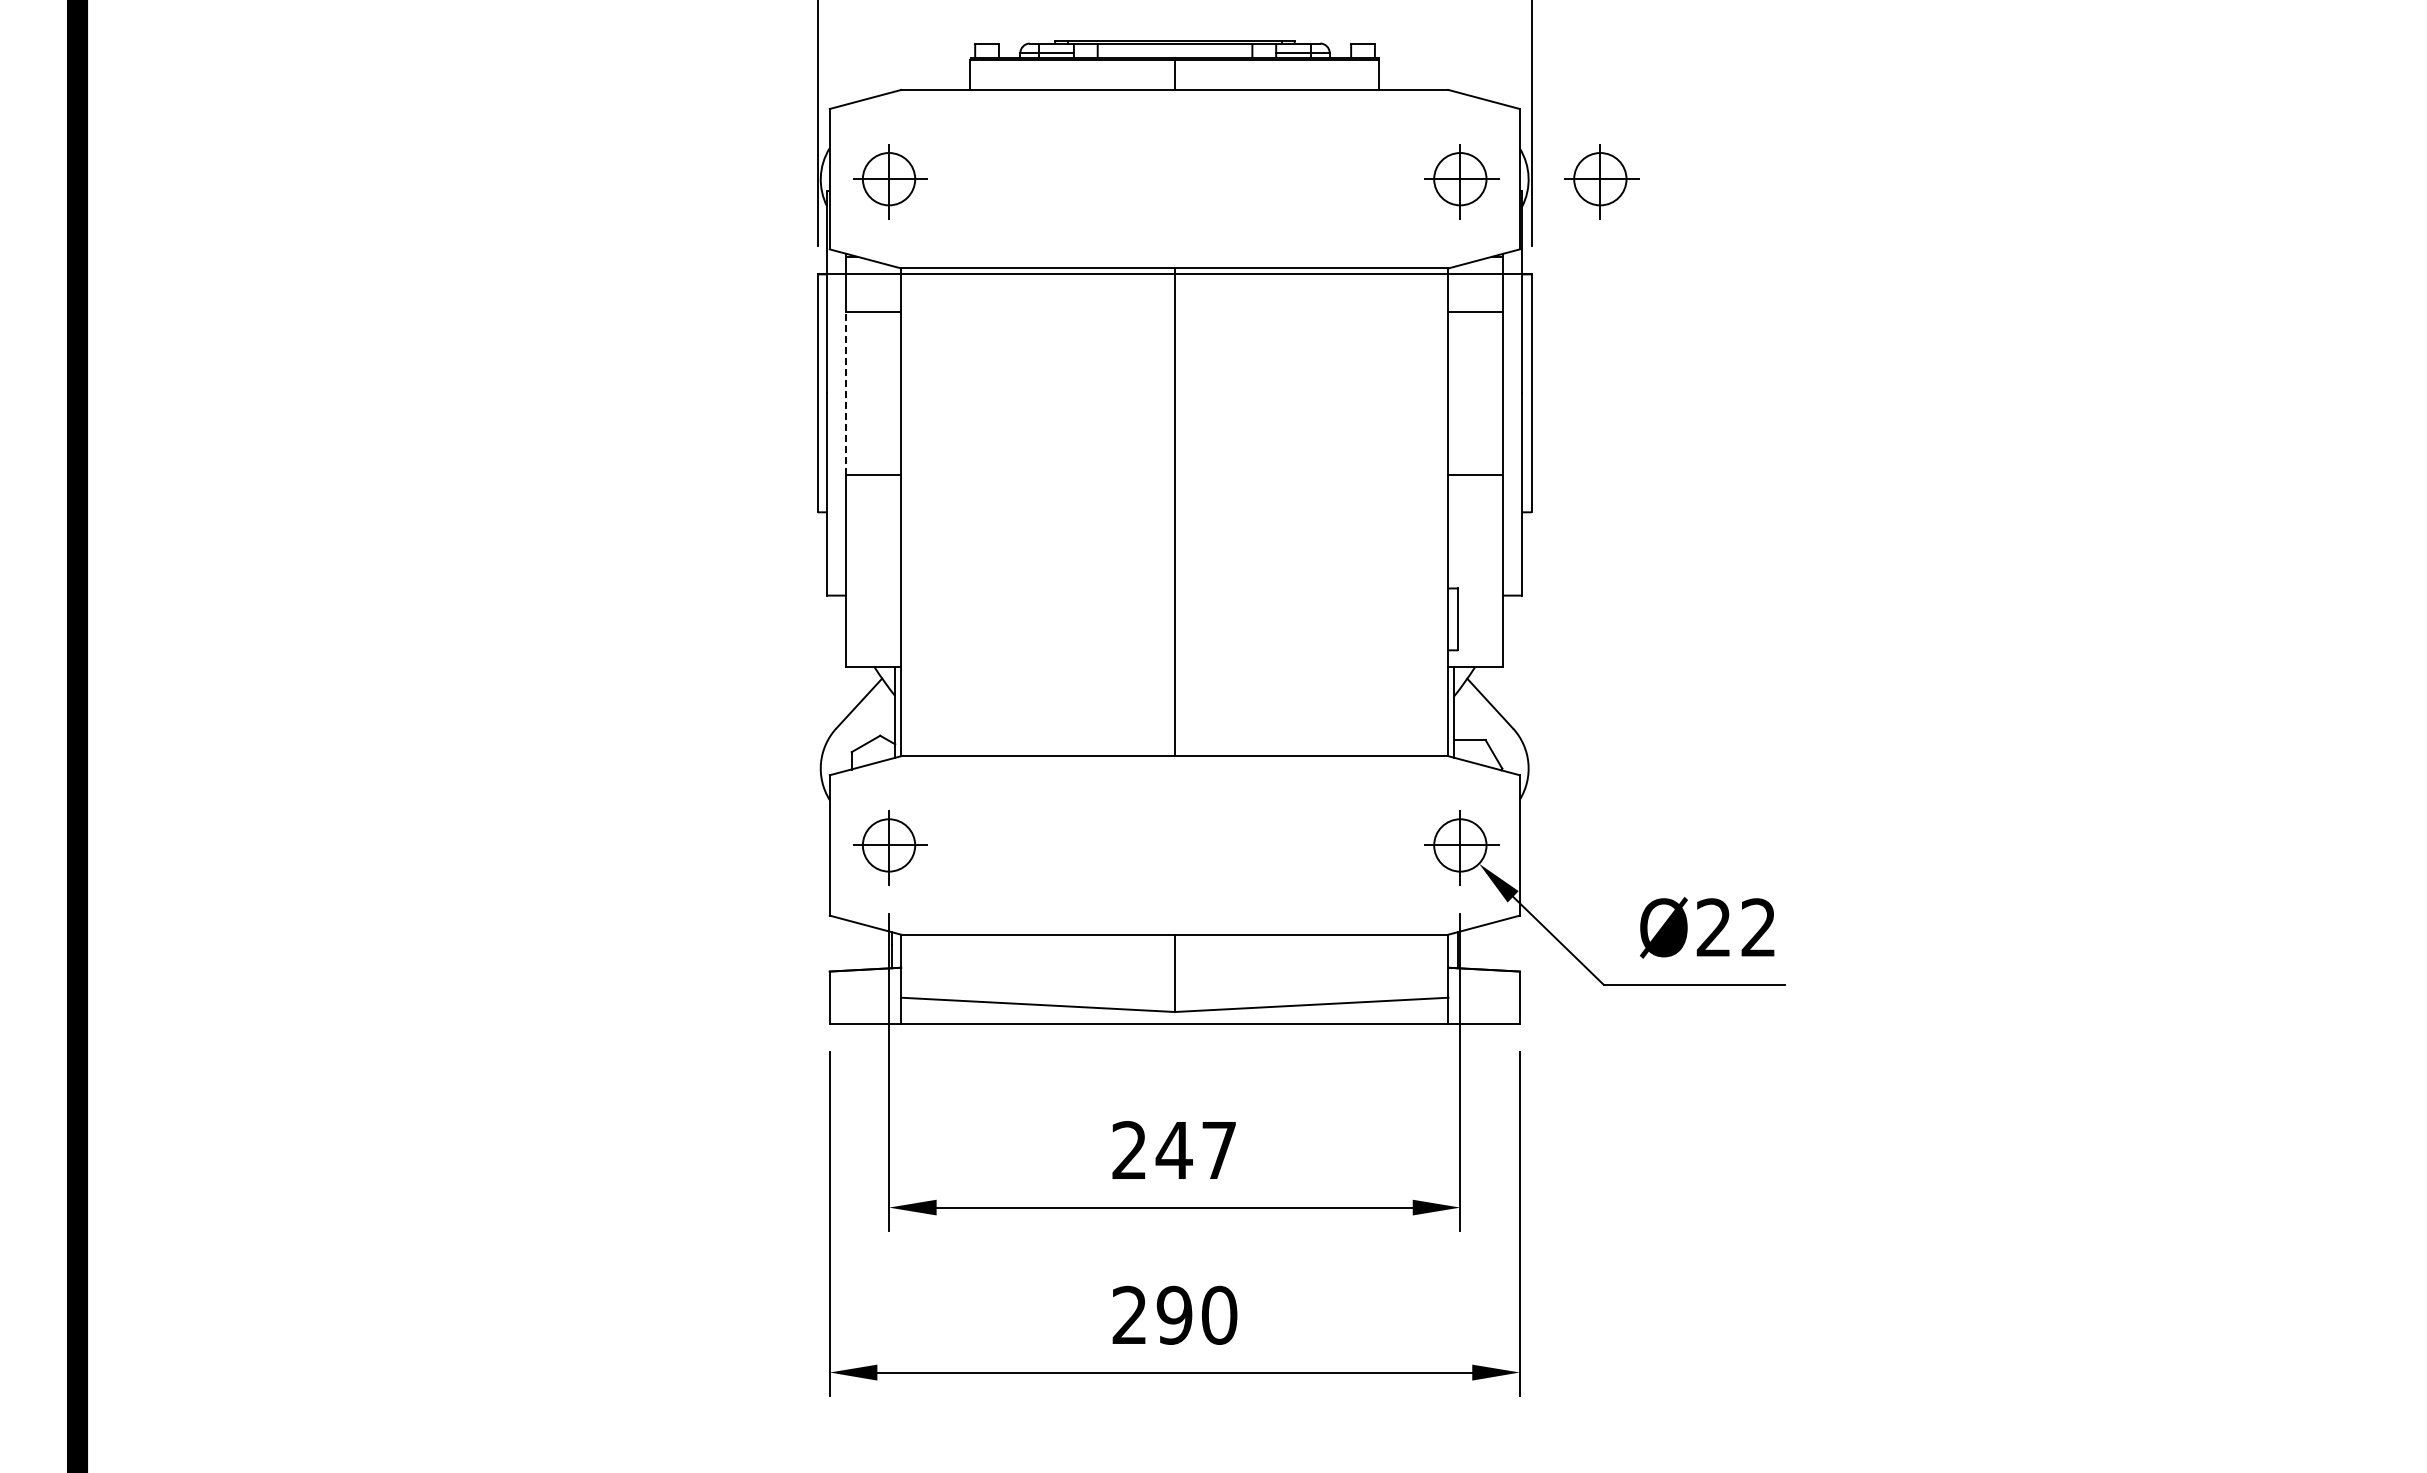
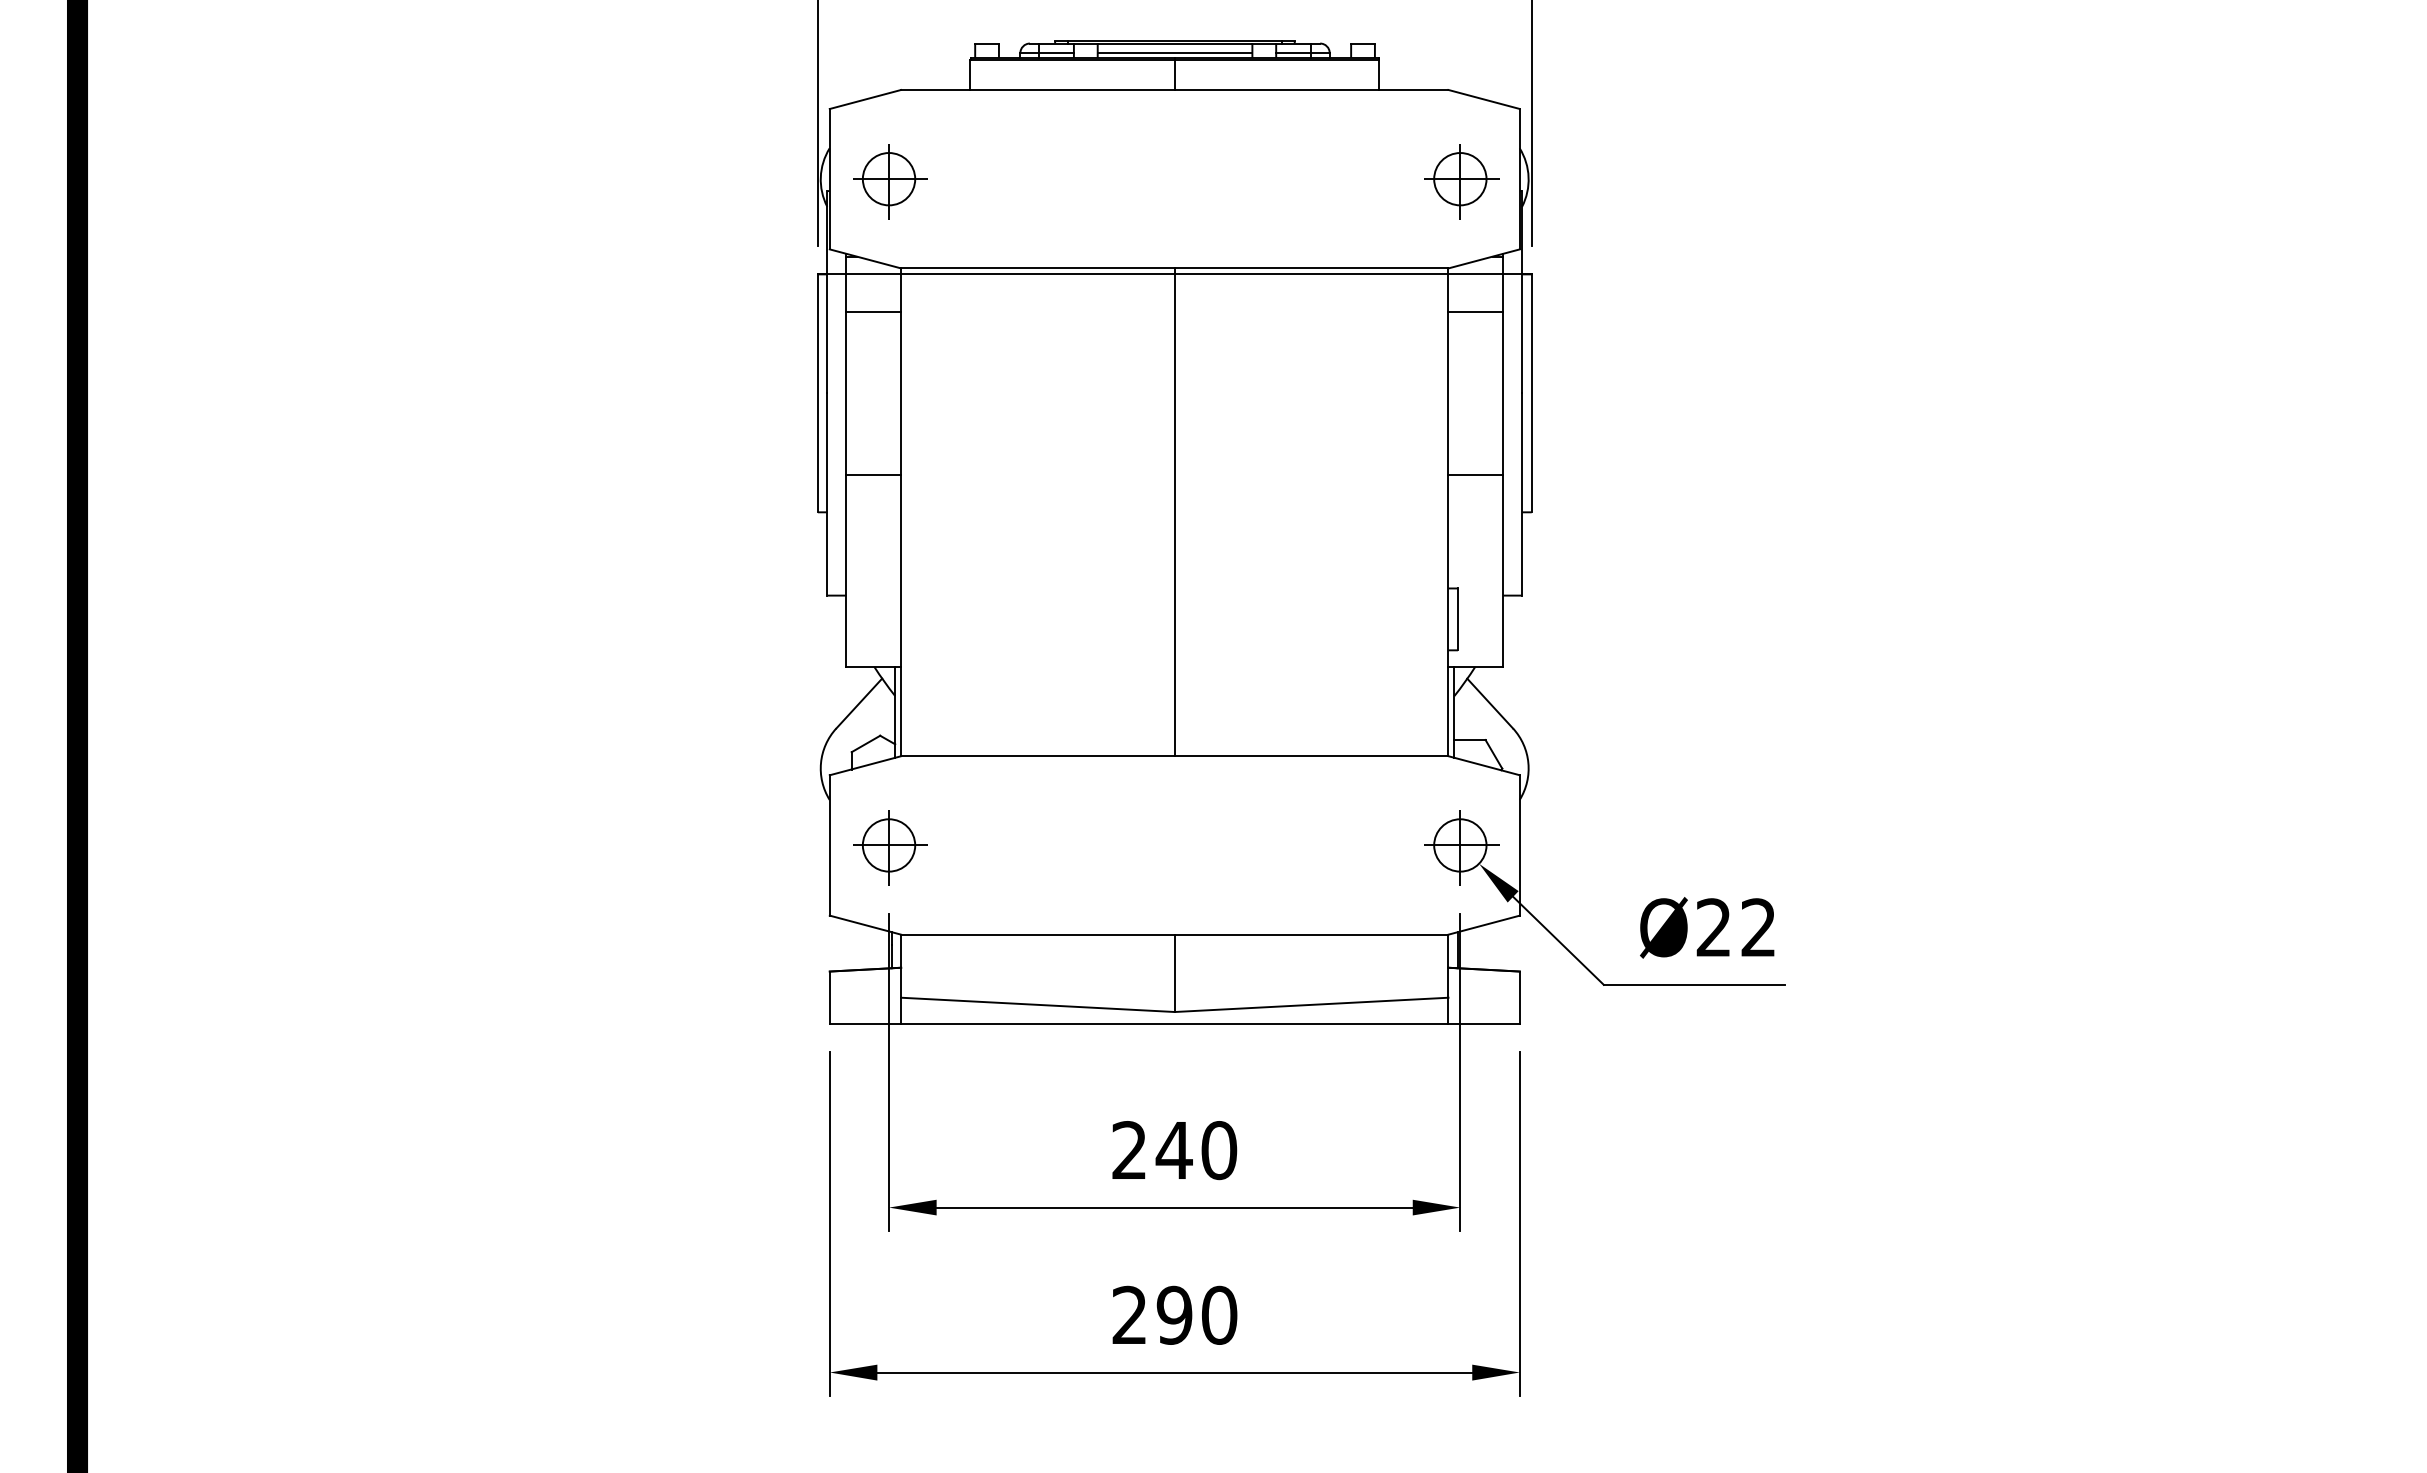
line: none -> present (1174, 53)
part: present -> none (1601, 181)
line: dashed -> solid (846, 393)
text: 247 -> 240 (1219, 1150)
